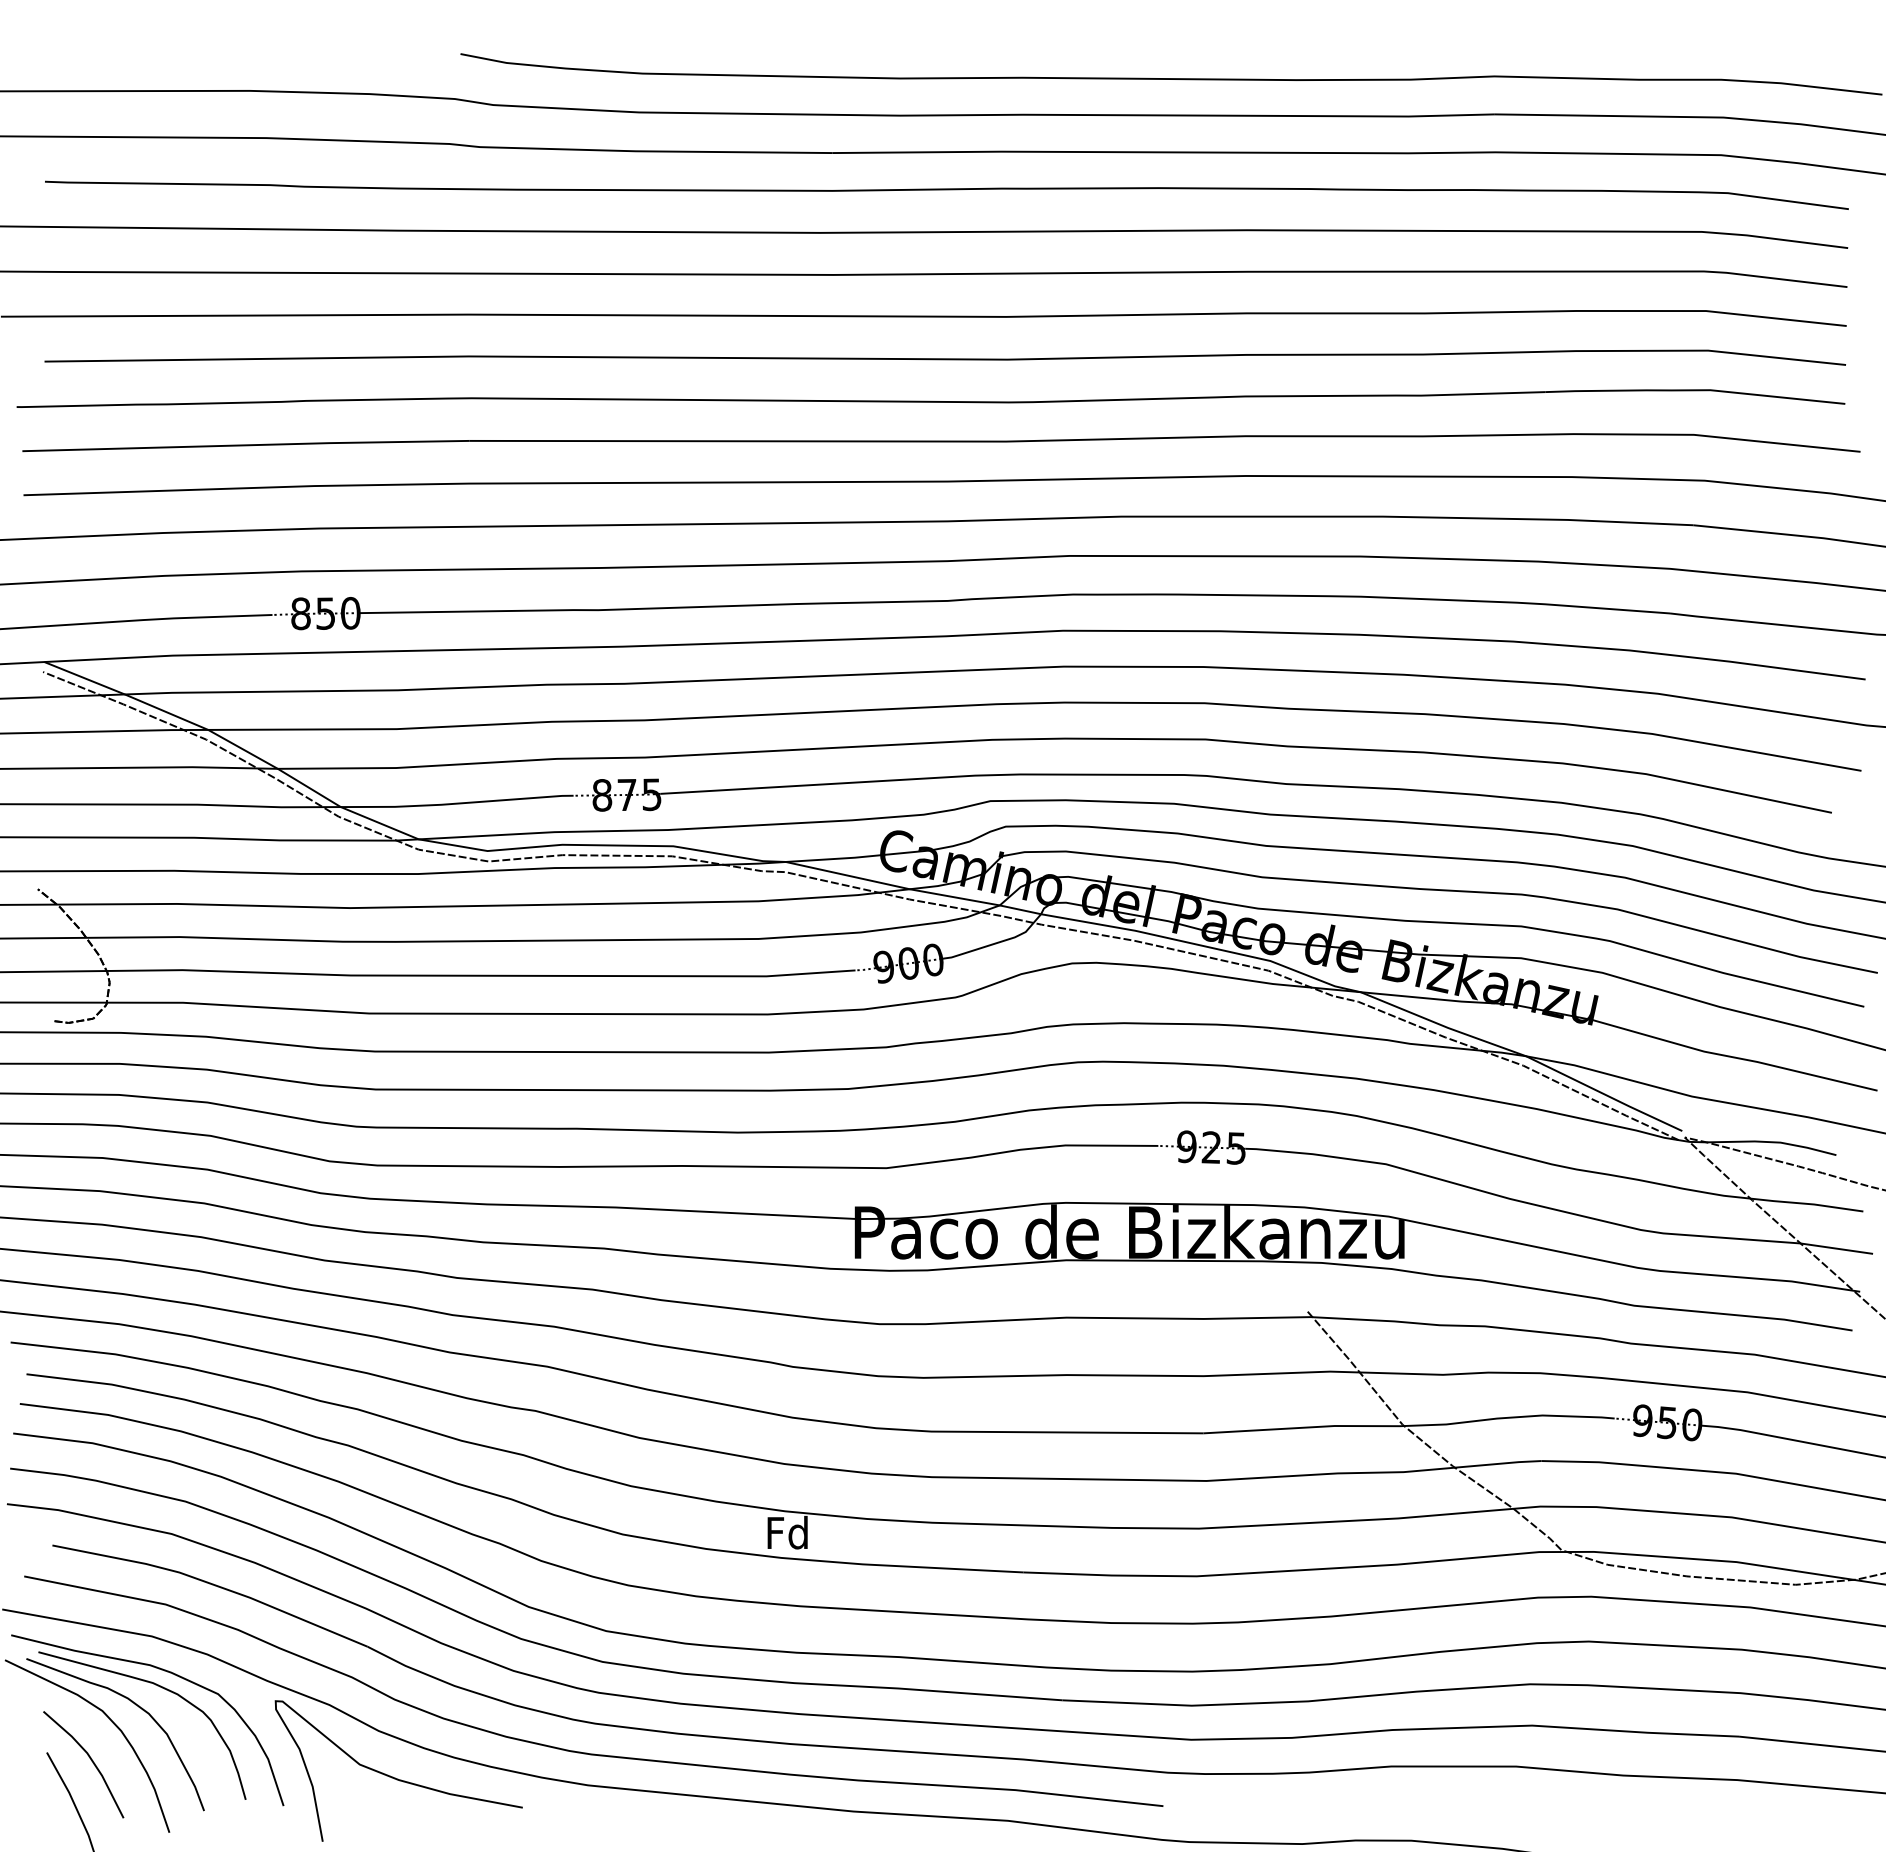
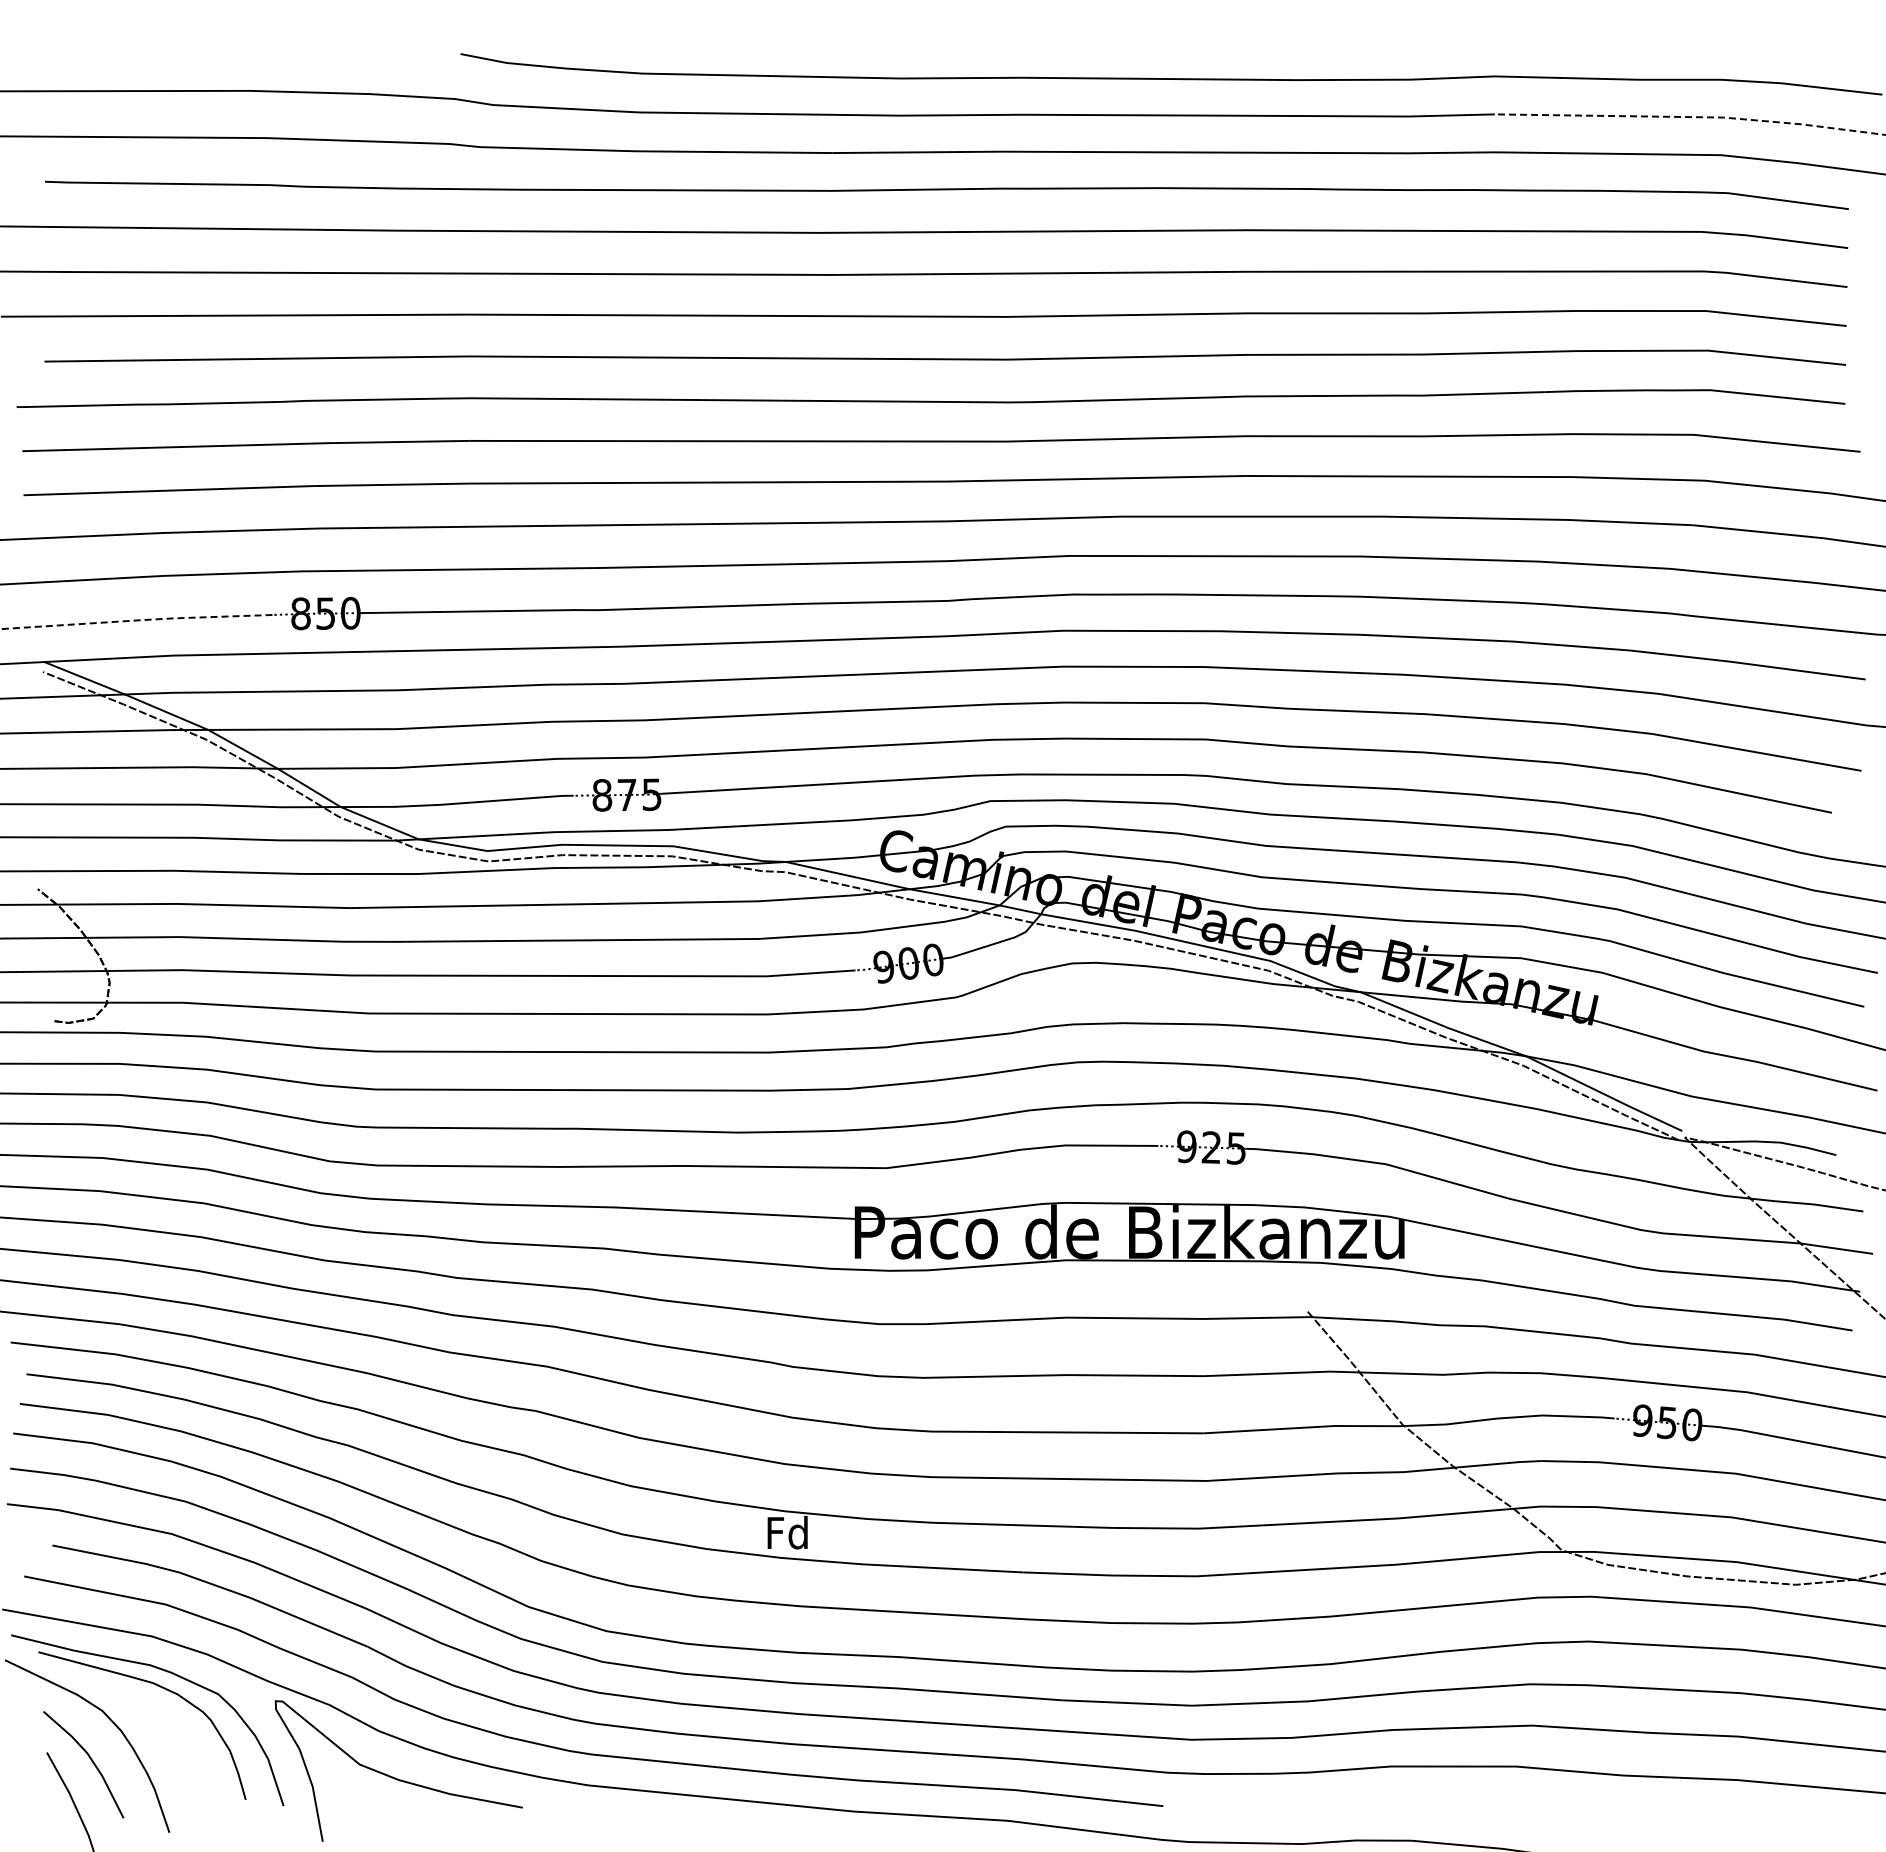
line: solid -> dashed (1691, 117)
line: solid -> dashed (137, 620)
curve: present -> none (135, 1705)
